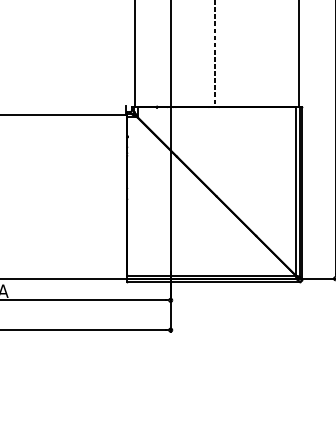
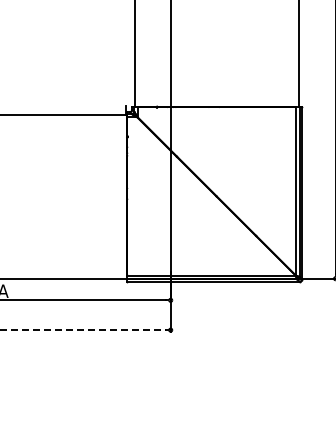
line: present -> none (215, 54)
line: solid -> dashed (83, 330)
